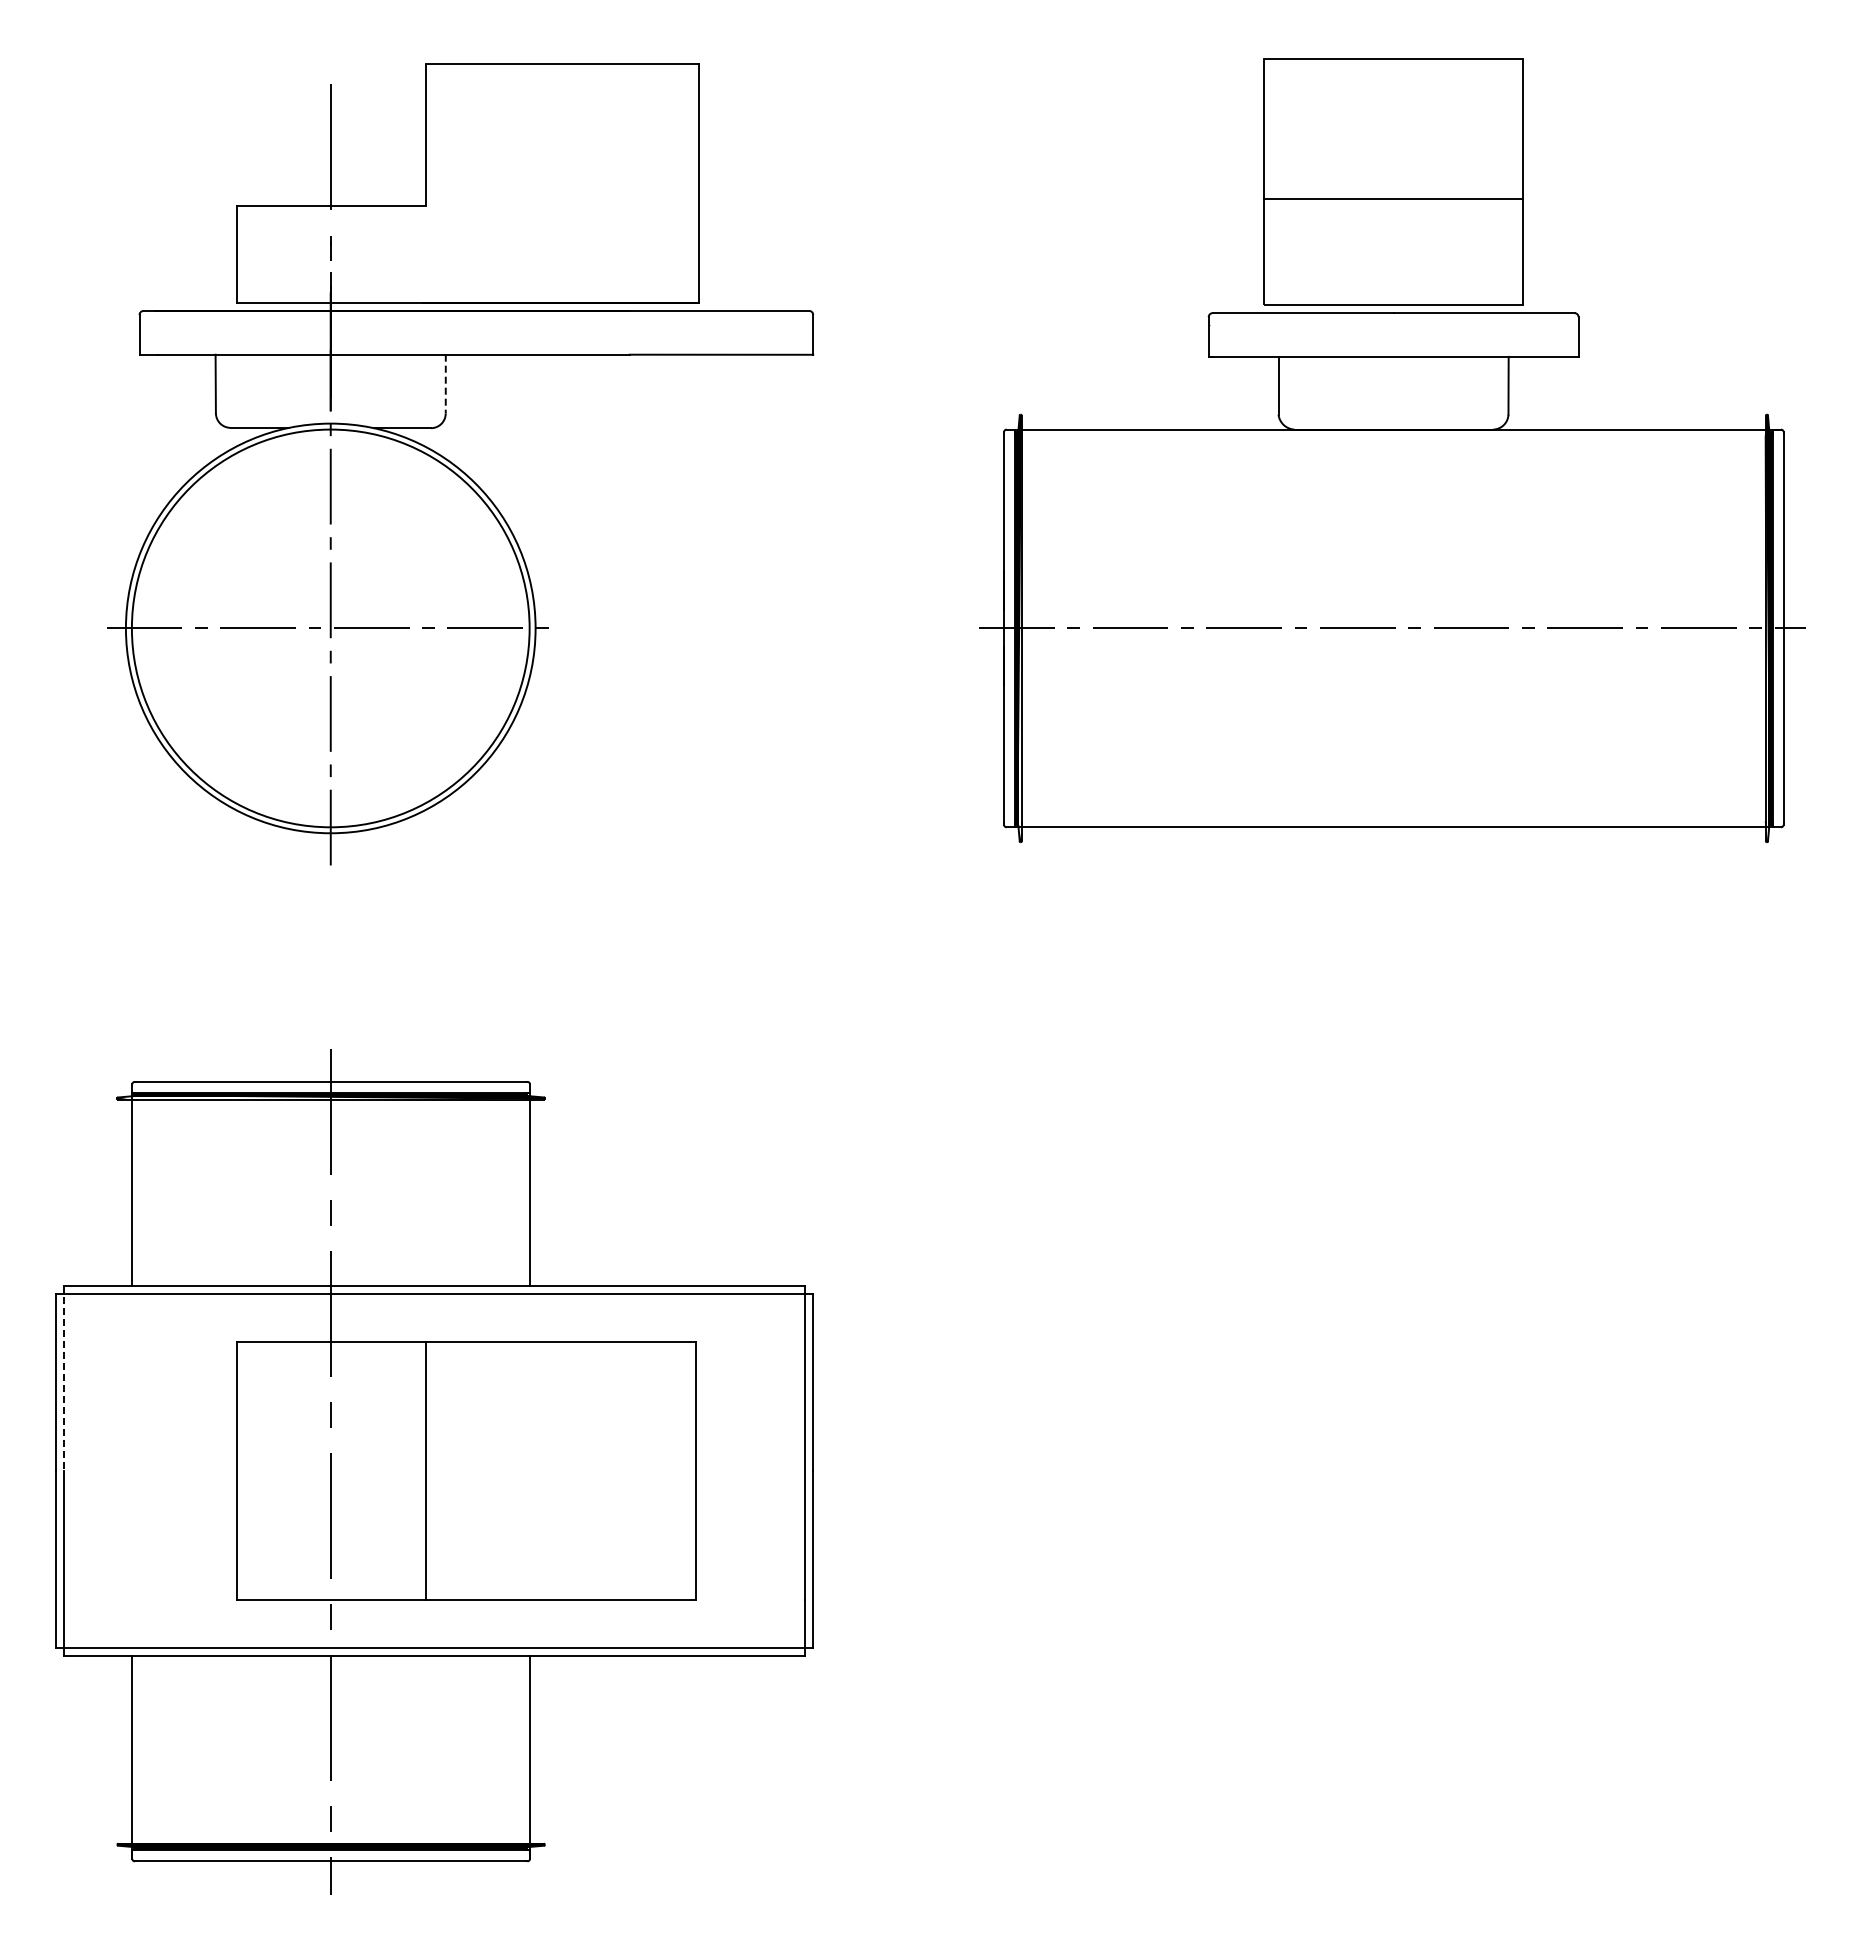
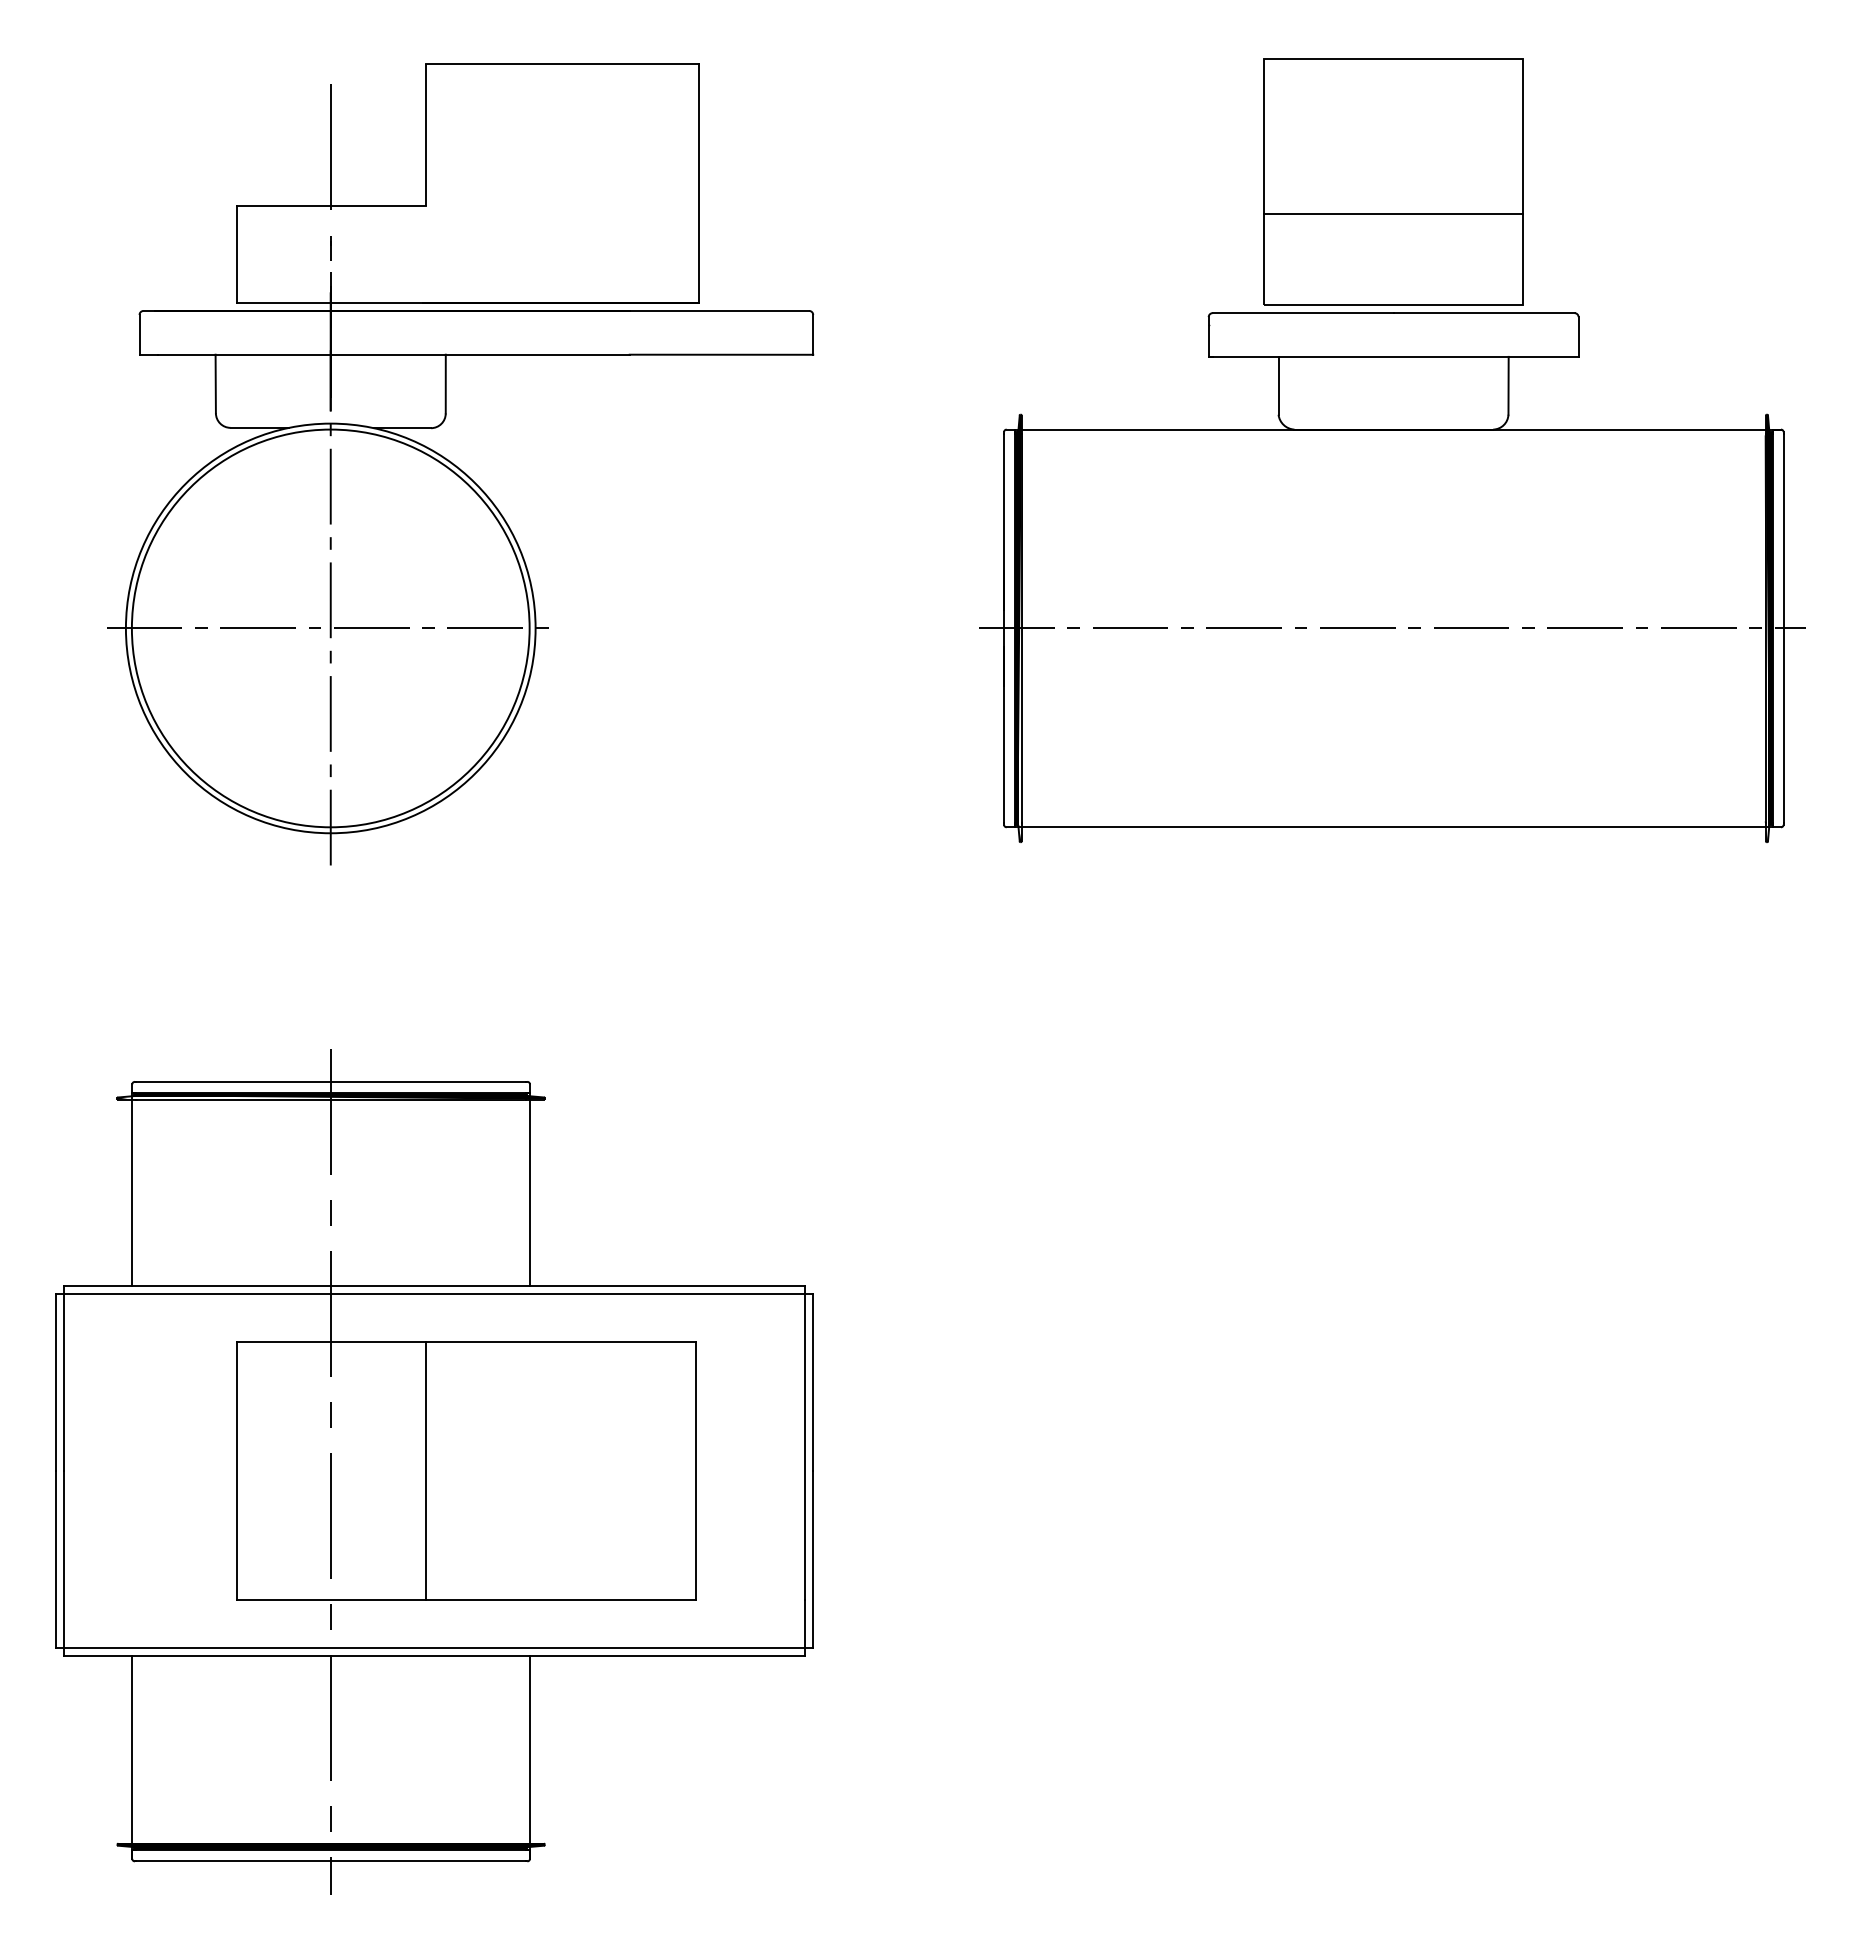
line position: (1393, 198) -> (1393, 213) (1393, 213)
line: dashed -> solid (445, 384)
line: dashed -> solid (63, 1379)
